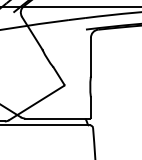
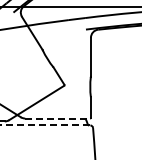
line: solid -> dashed (58, 118)
line: solid -> dashed (45, 125)
